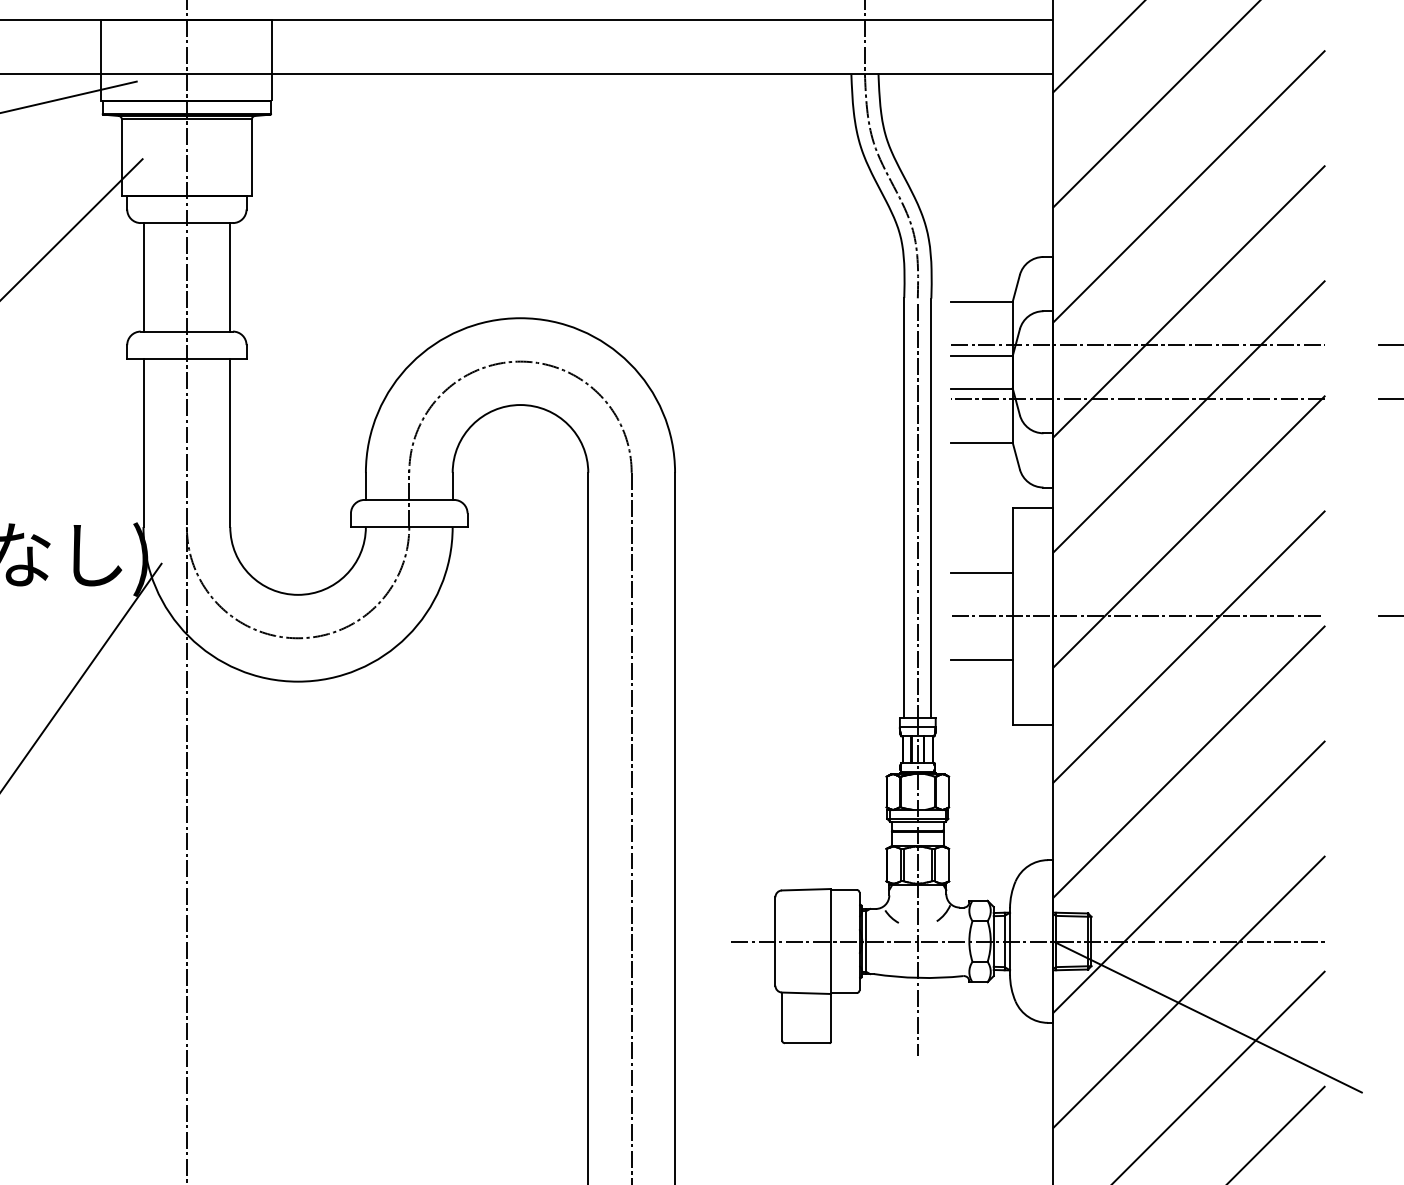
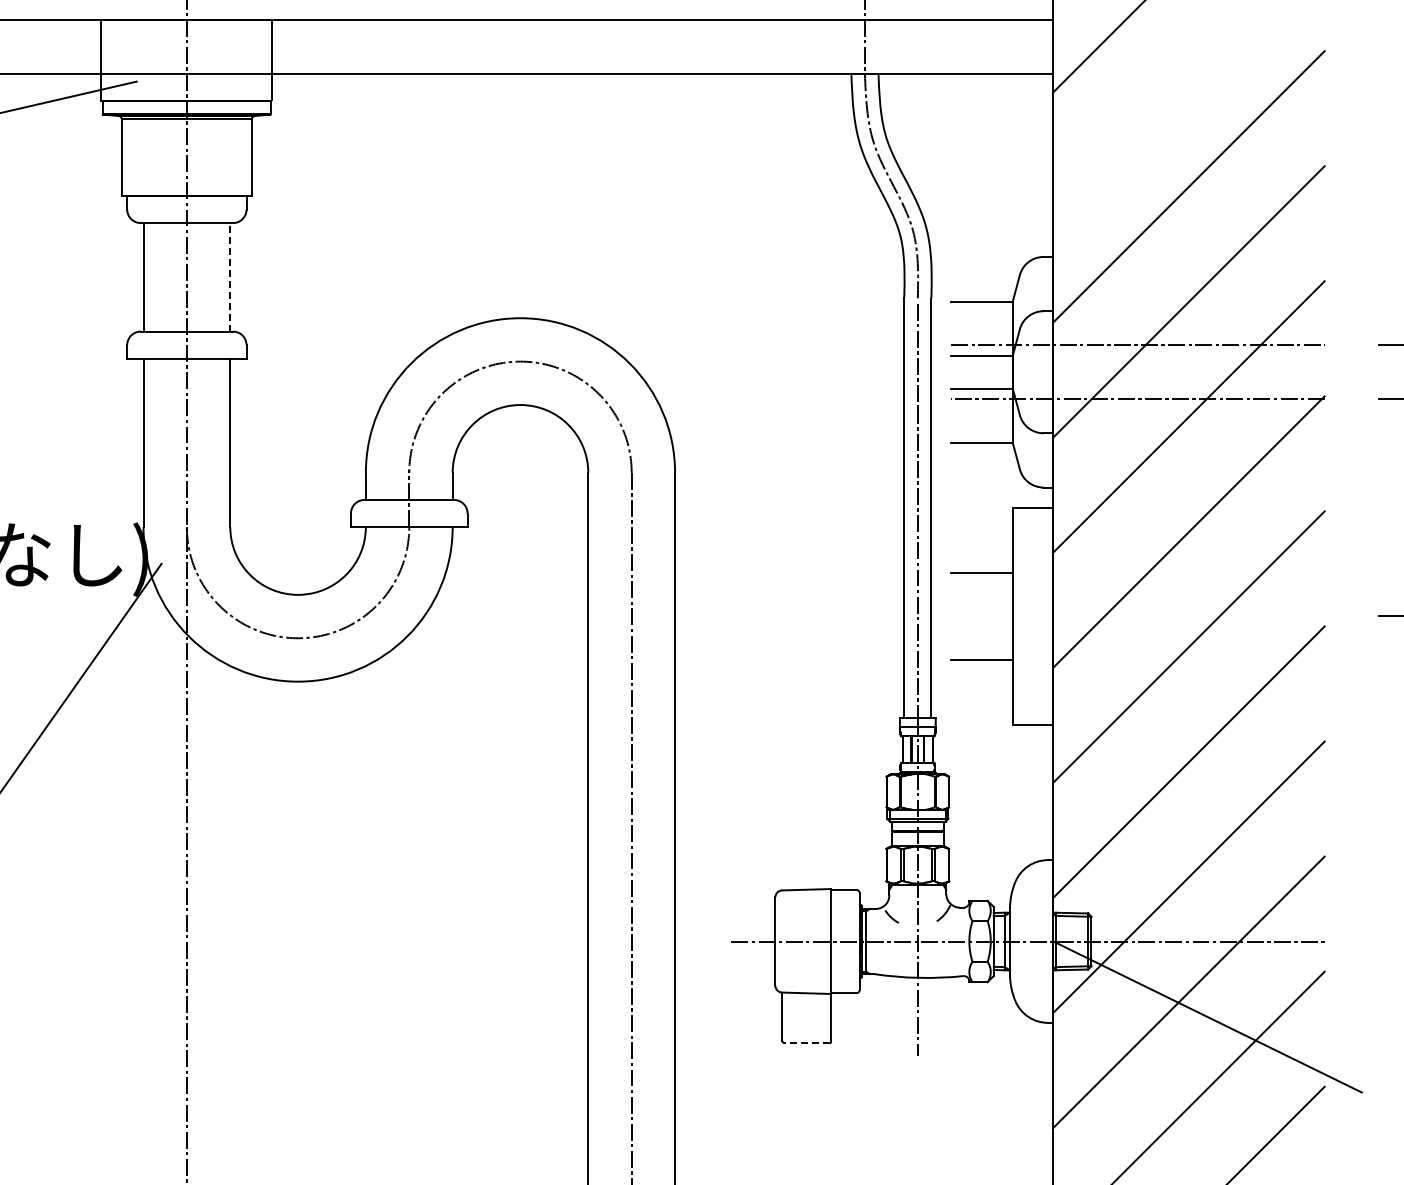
line: present -> none (1155, 104)
line: present -> none (72, 229)
line: solid -> dashed (230, 276)
line: present -> none (1138, 616)
line: solid -> dashed (806, 1043)
